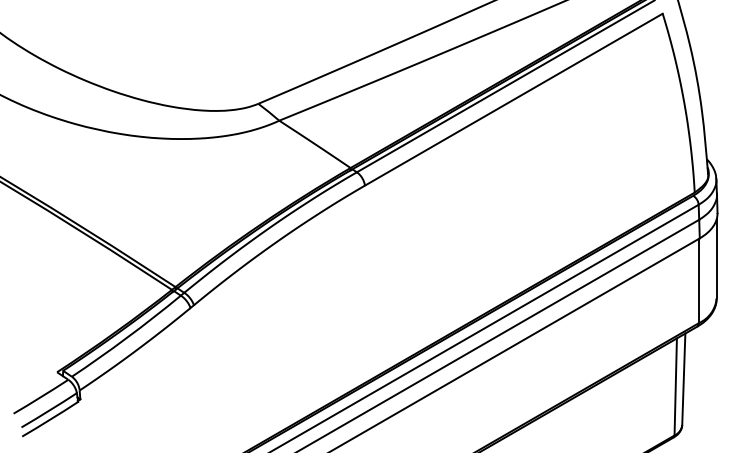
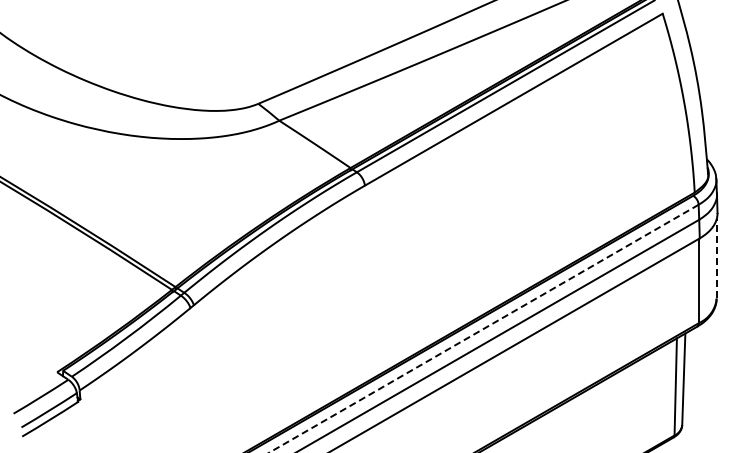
line: solid -> dashed (716, 258)
line: solid -> dashed (484, 328)
